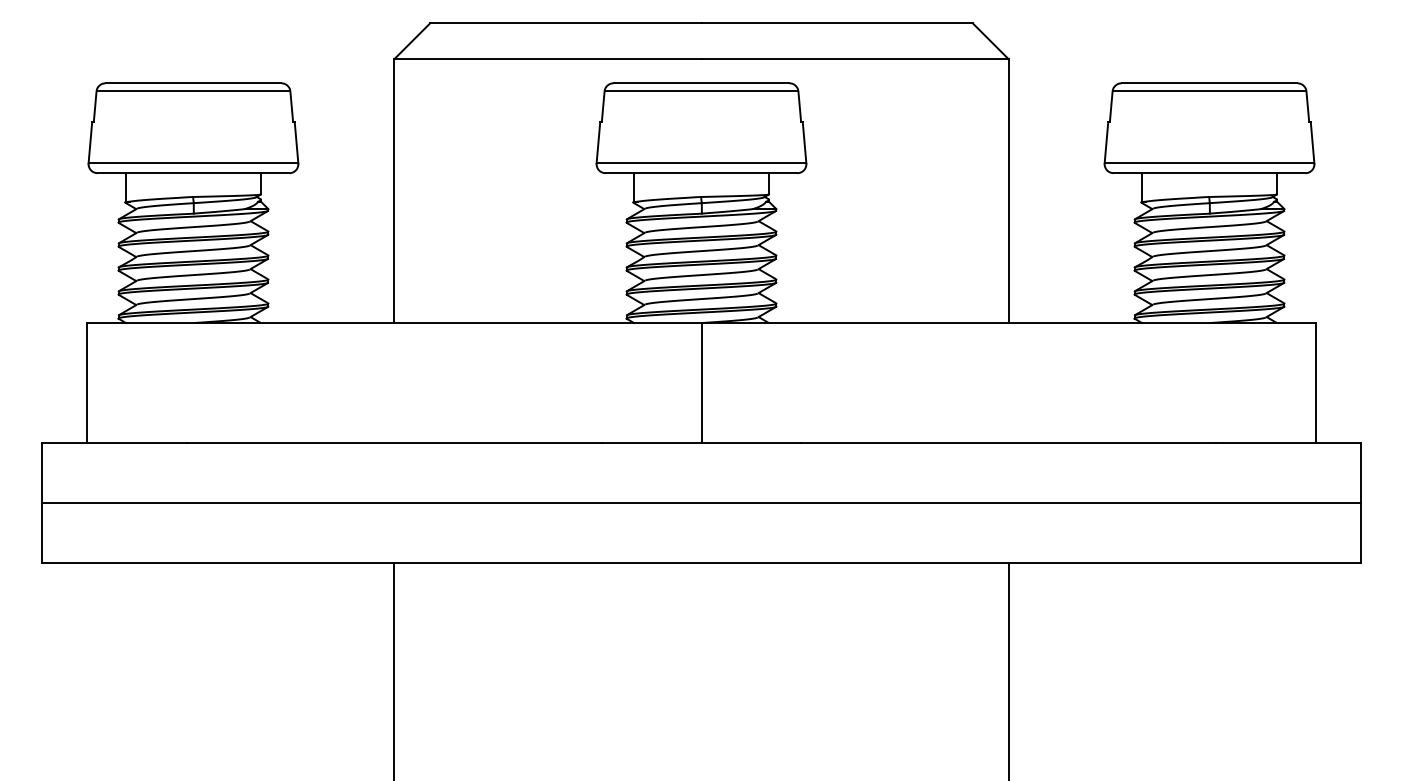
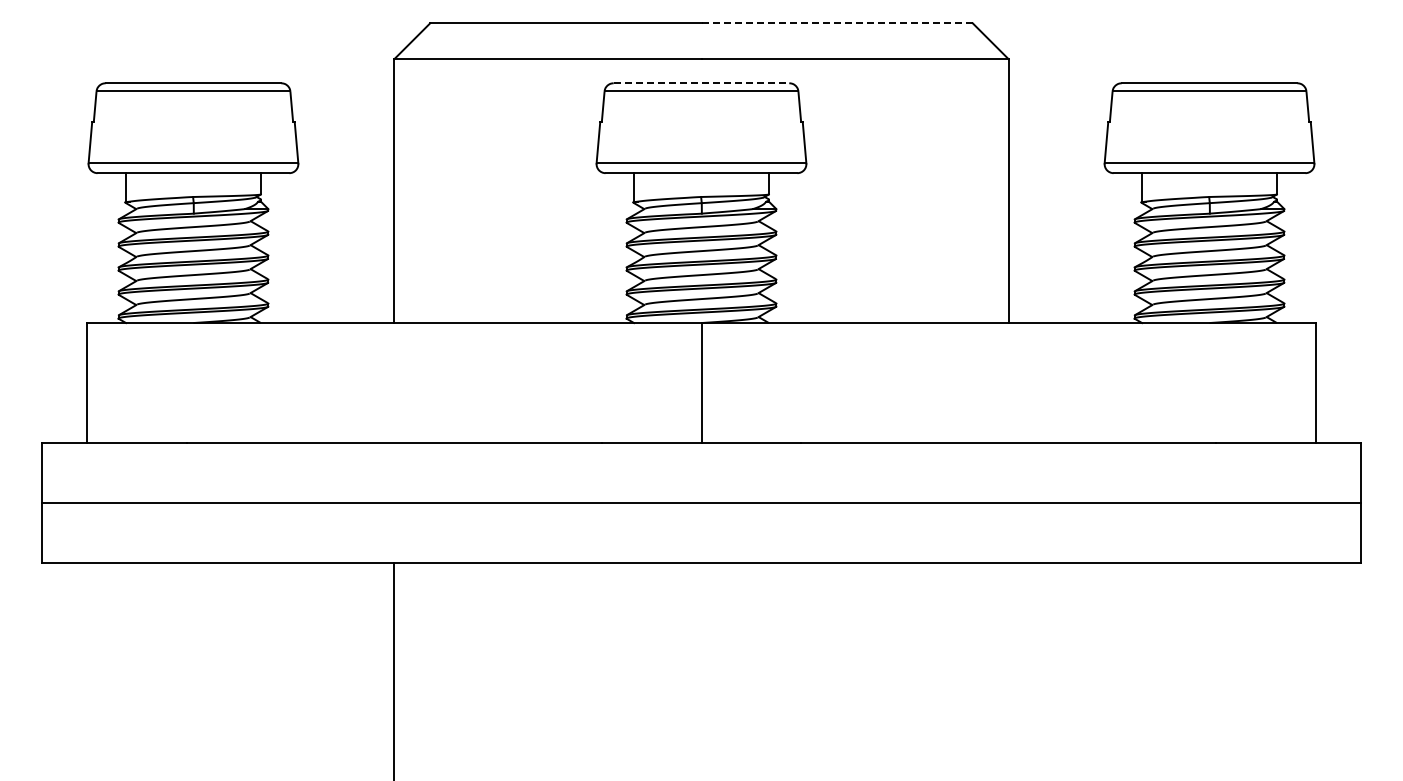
line: solid -> dashed (837, 23)
line: solid -> dashed (701, 83)
line: present -> none (1008, 669)
